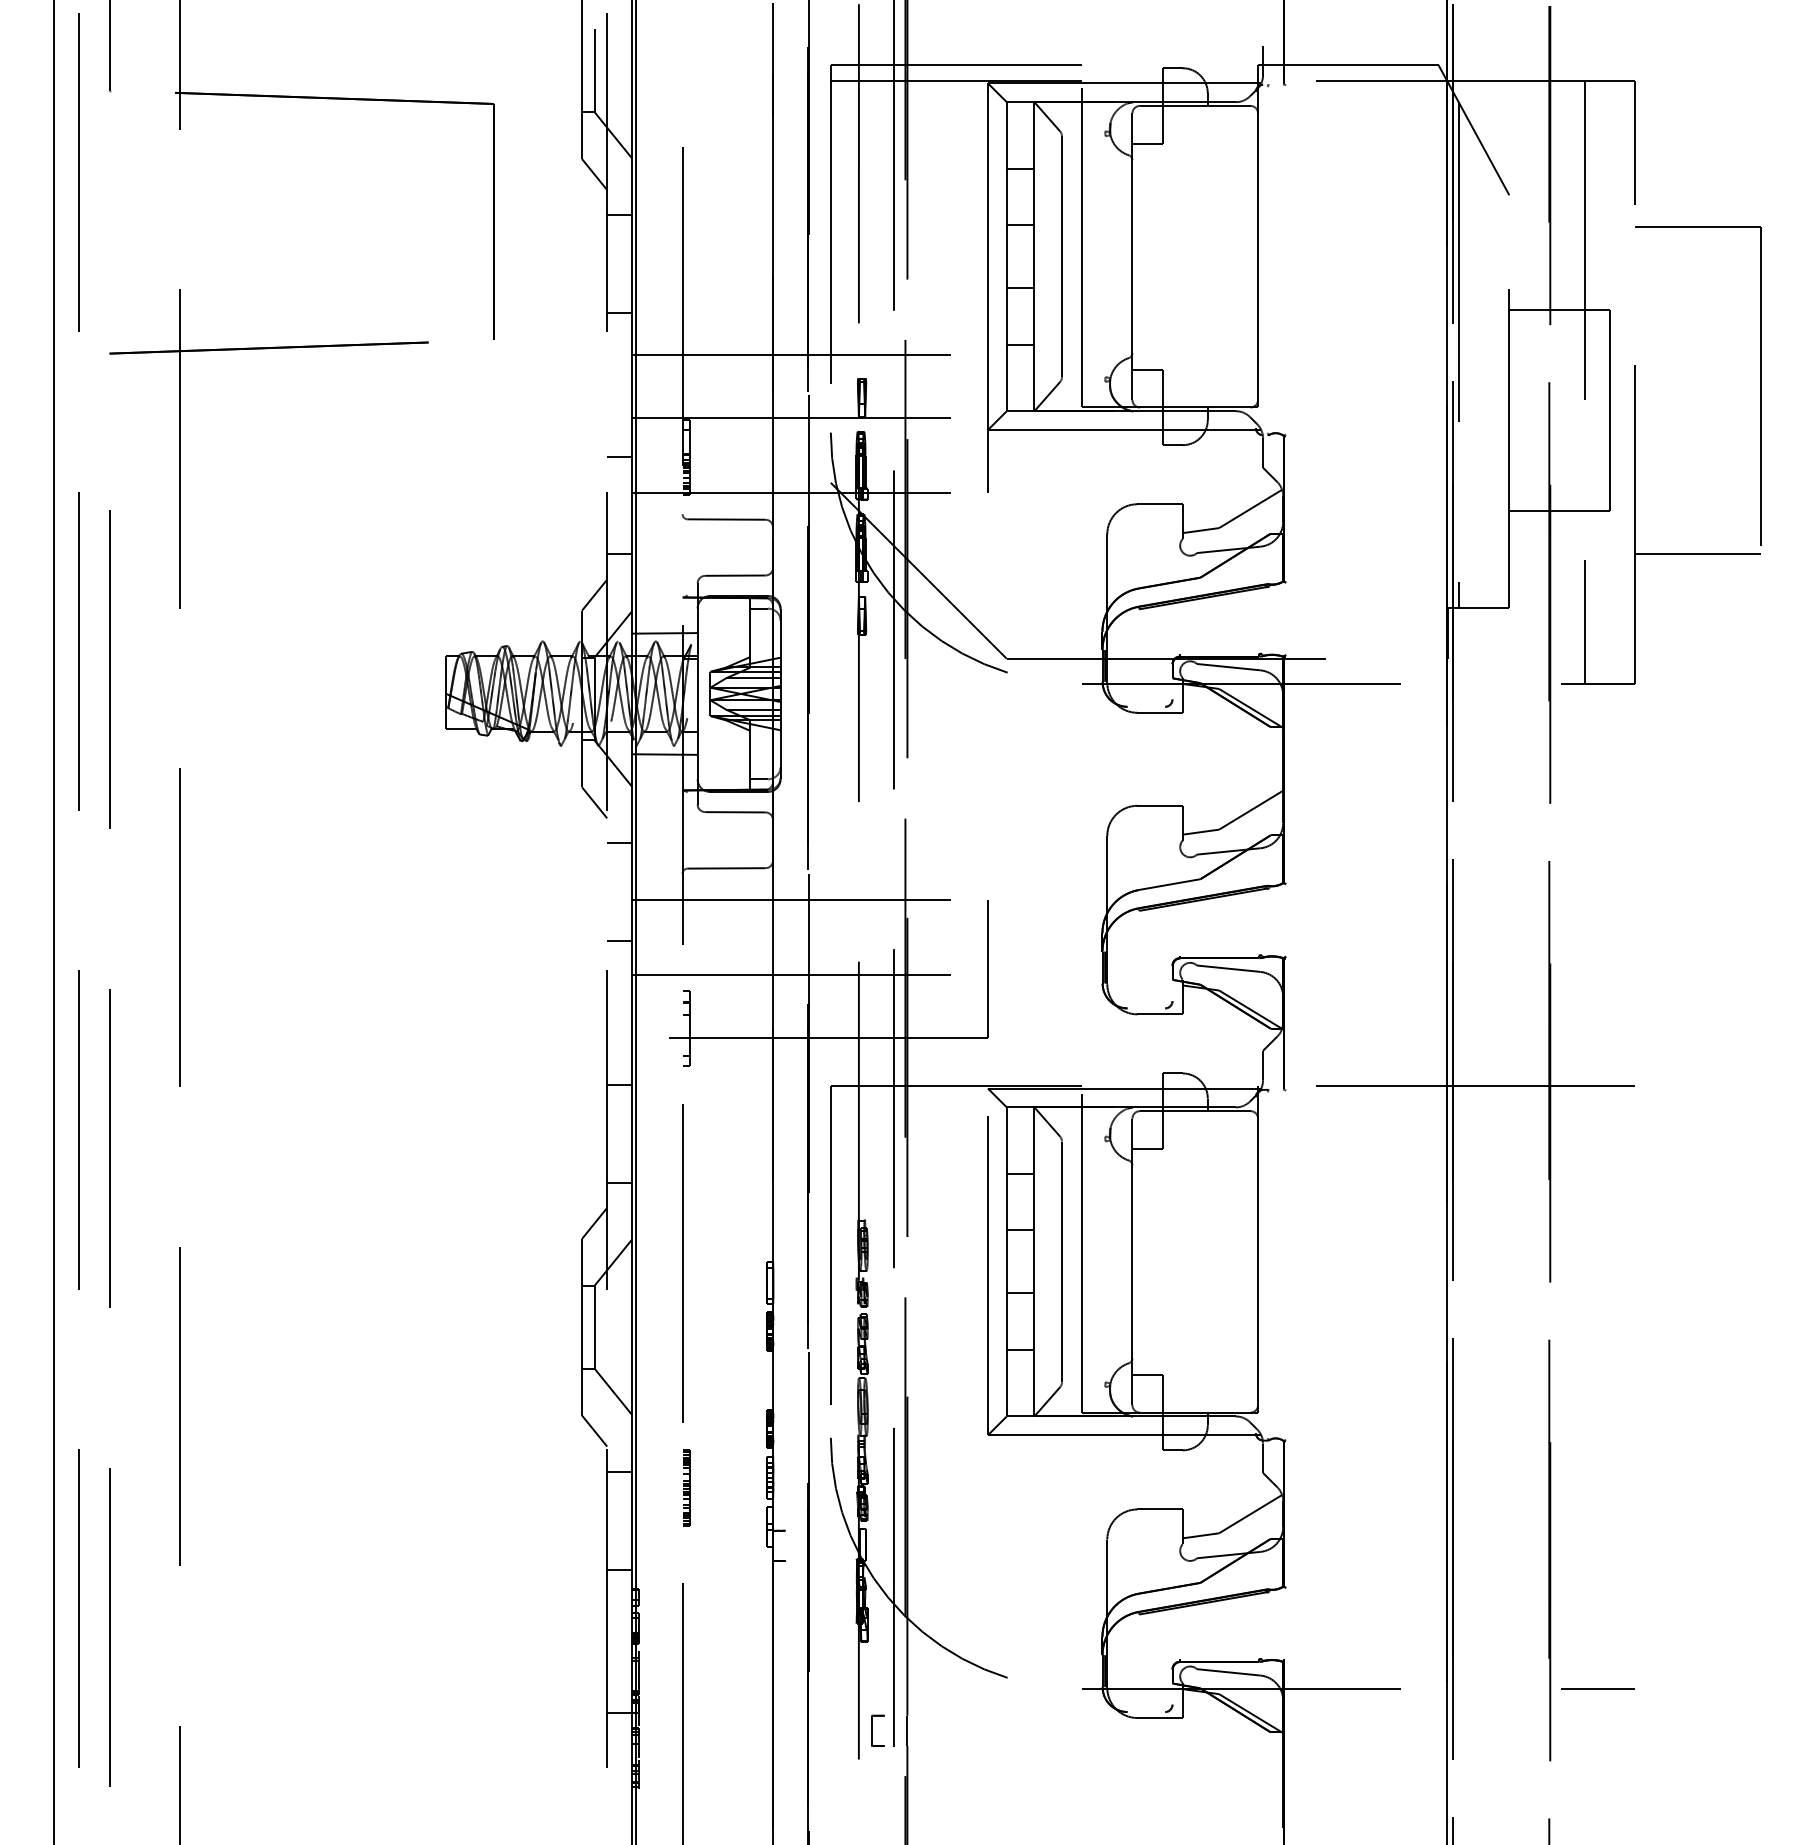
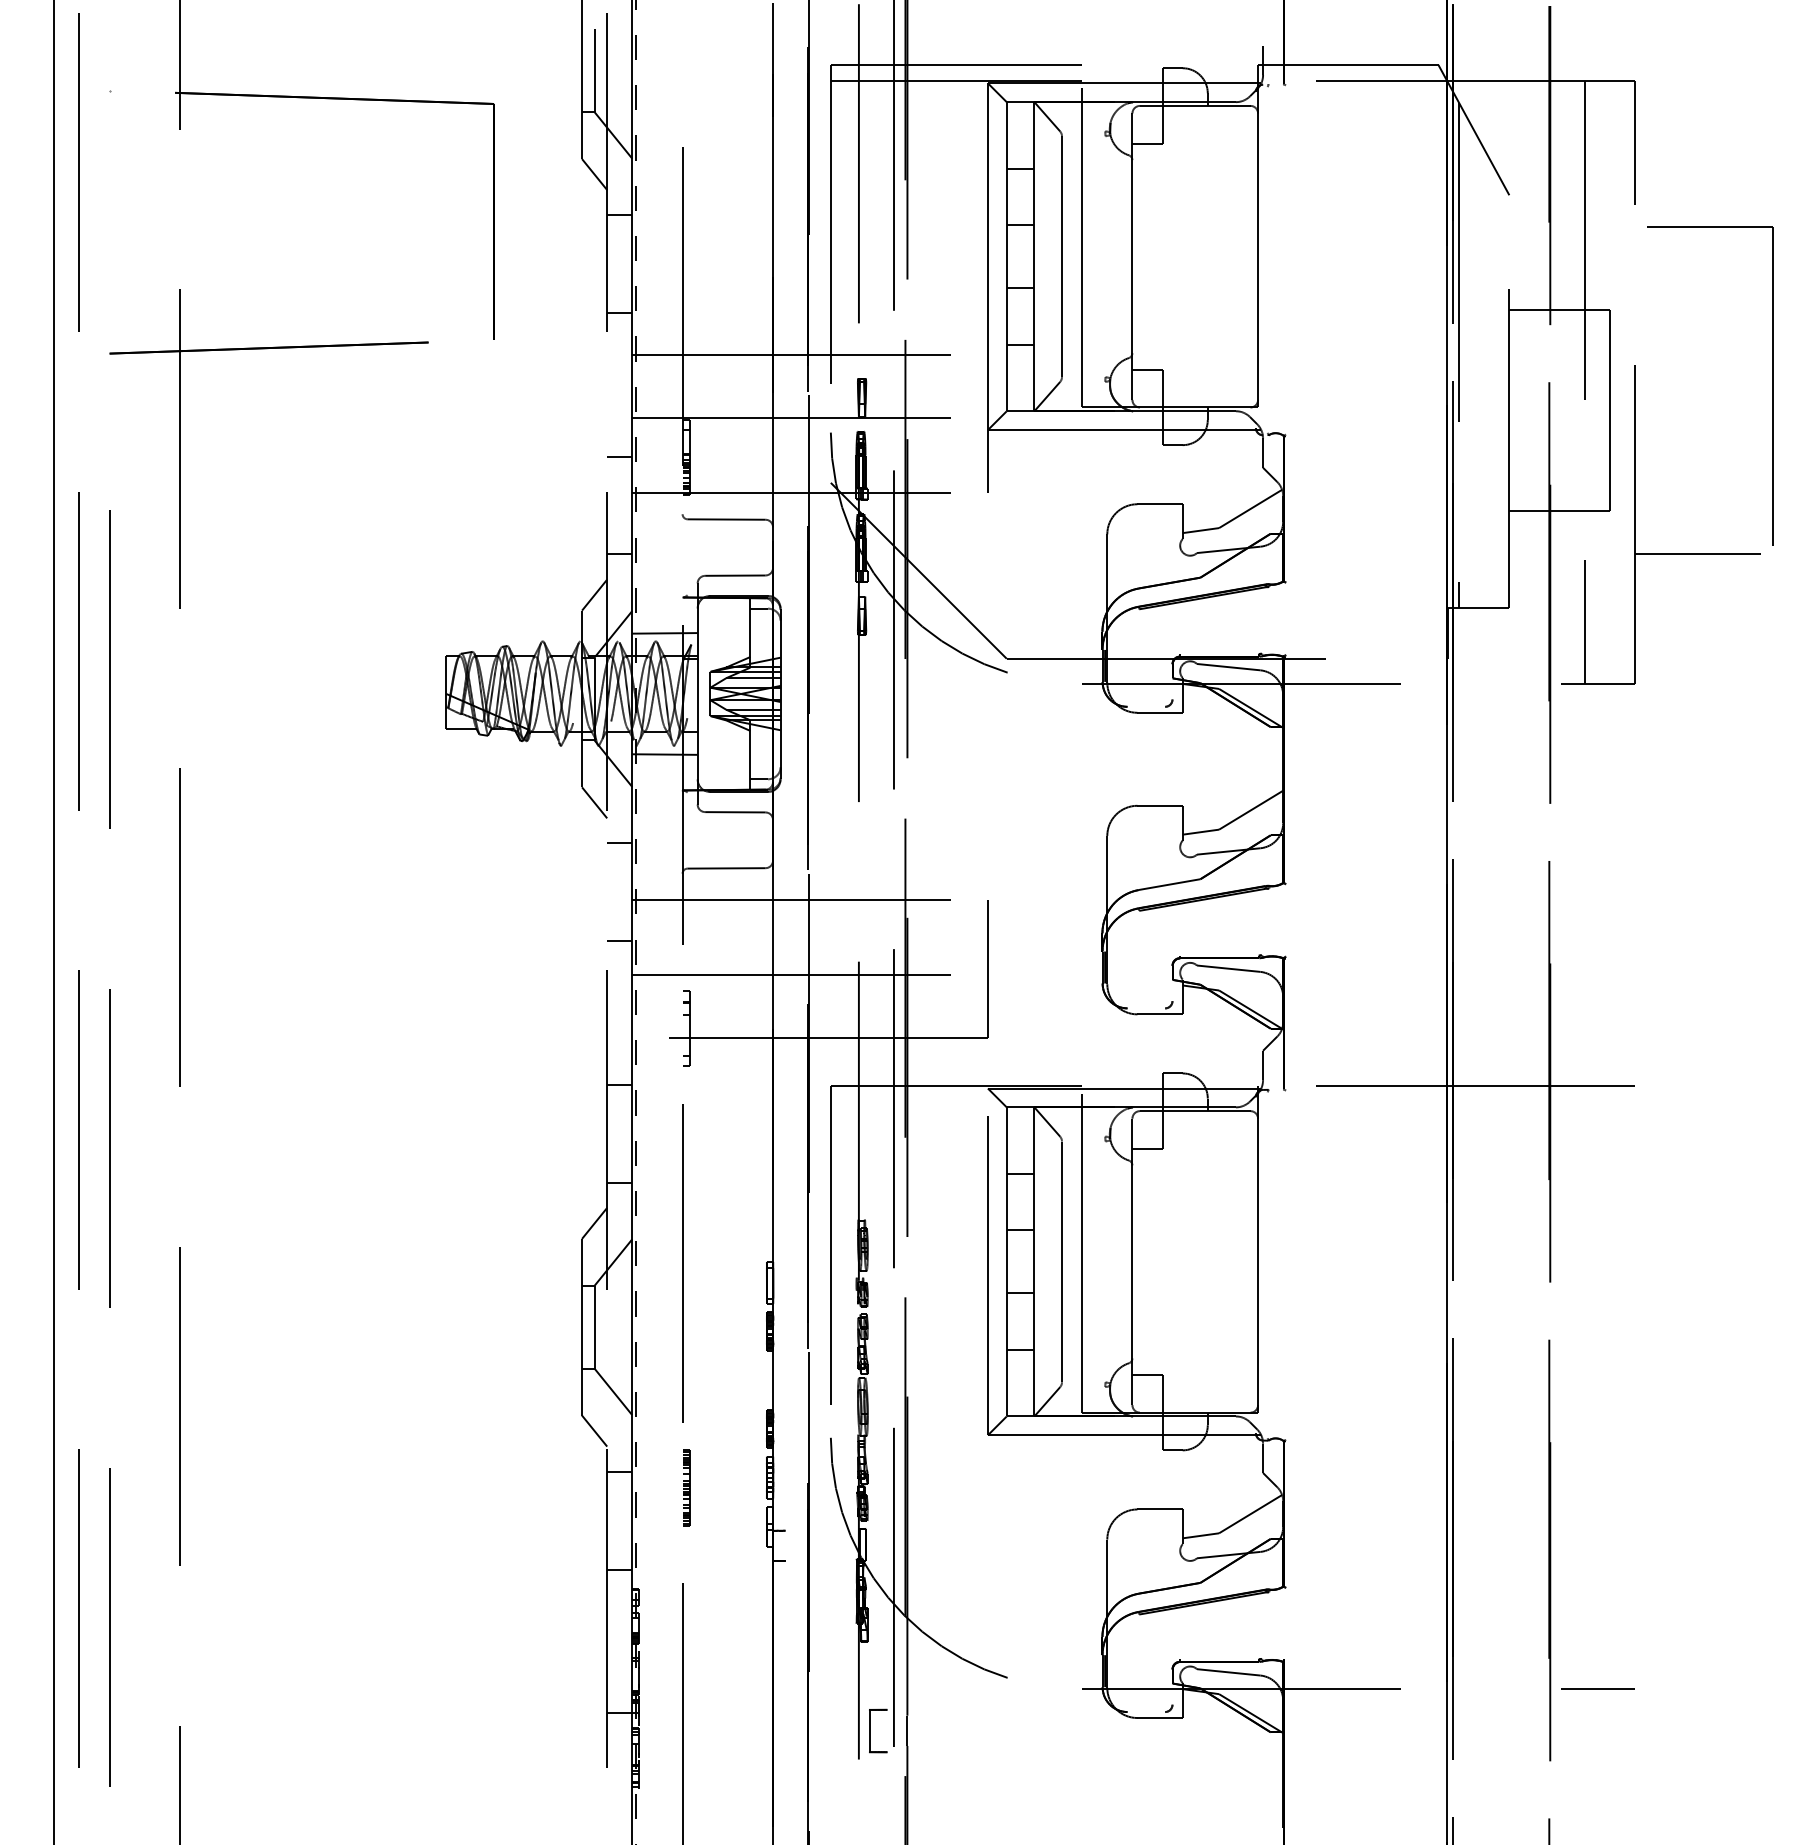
line: present -> none (109, 46)
part position: (1760, 385) -> (1772, 385) (1772, 385)
line: solid -> dashed (636, 922)
part size: 14x33 px -> 19x46 px (878, 1730)
